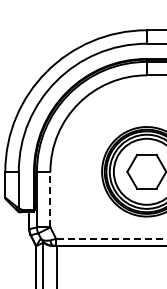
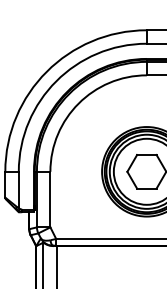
line: dashed -> solid (50, 199)
line: dashed -> solid (110, 238)
